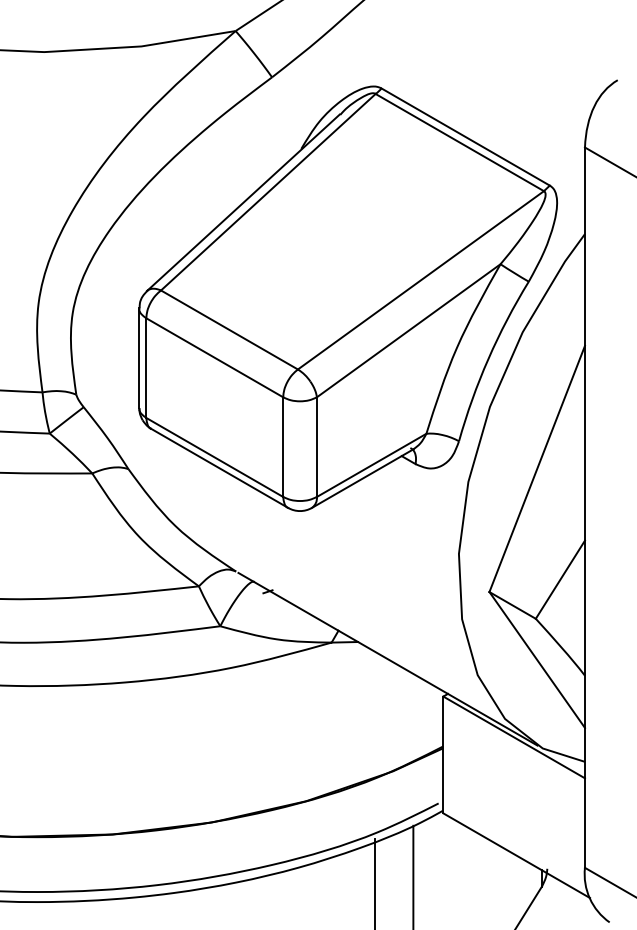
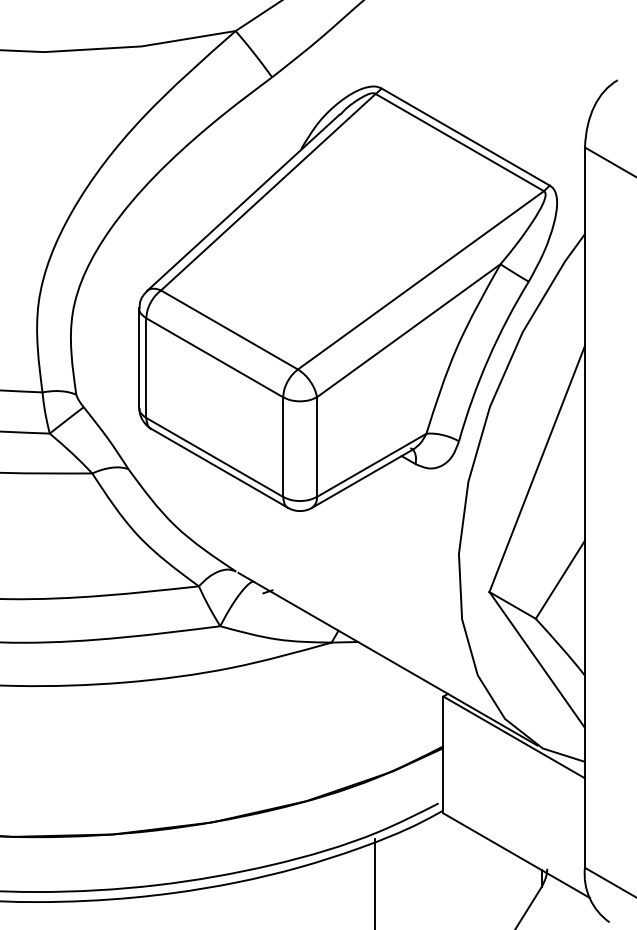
line: present -> none (413, 875)
